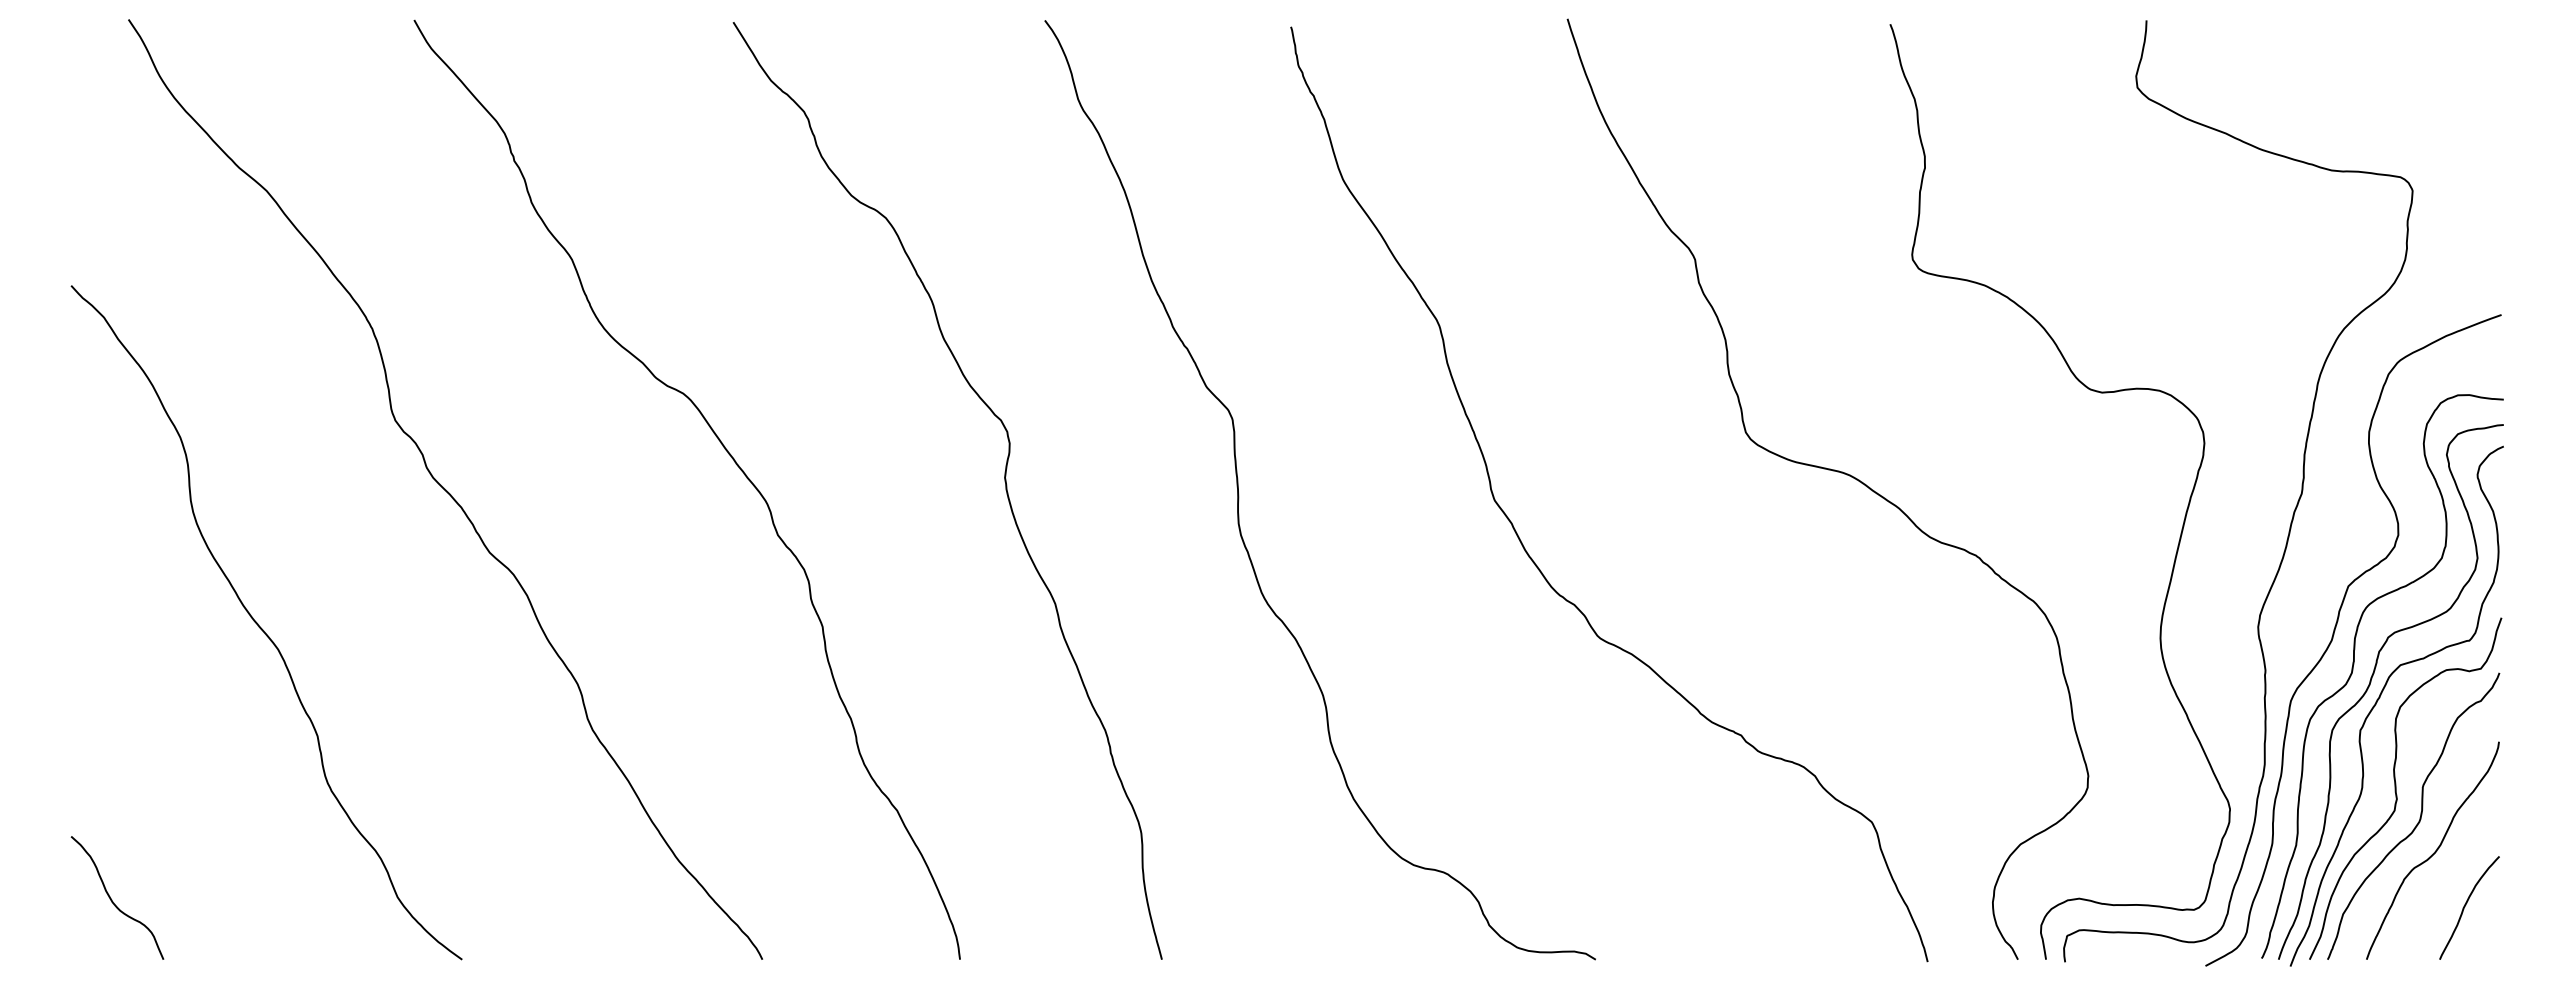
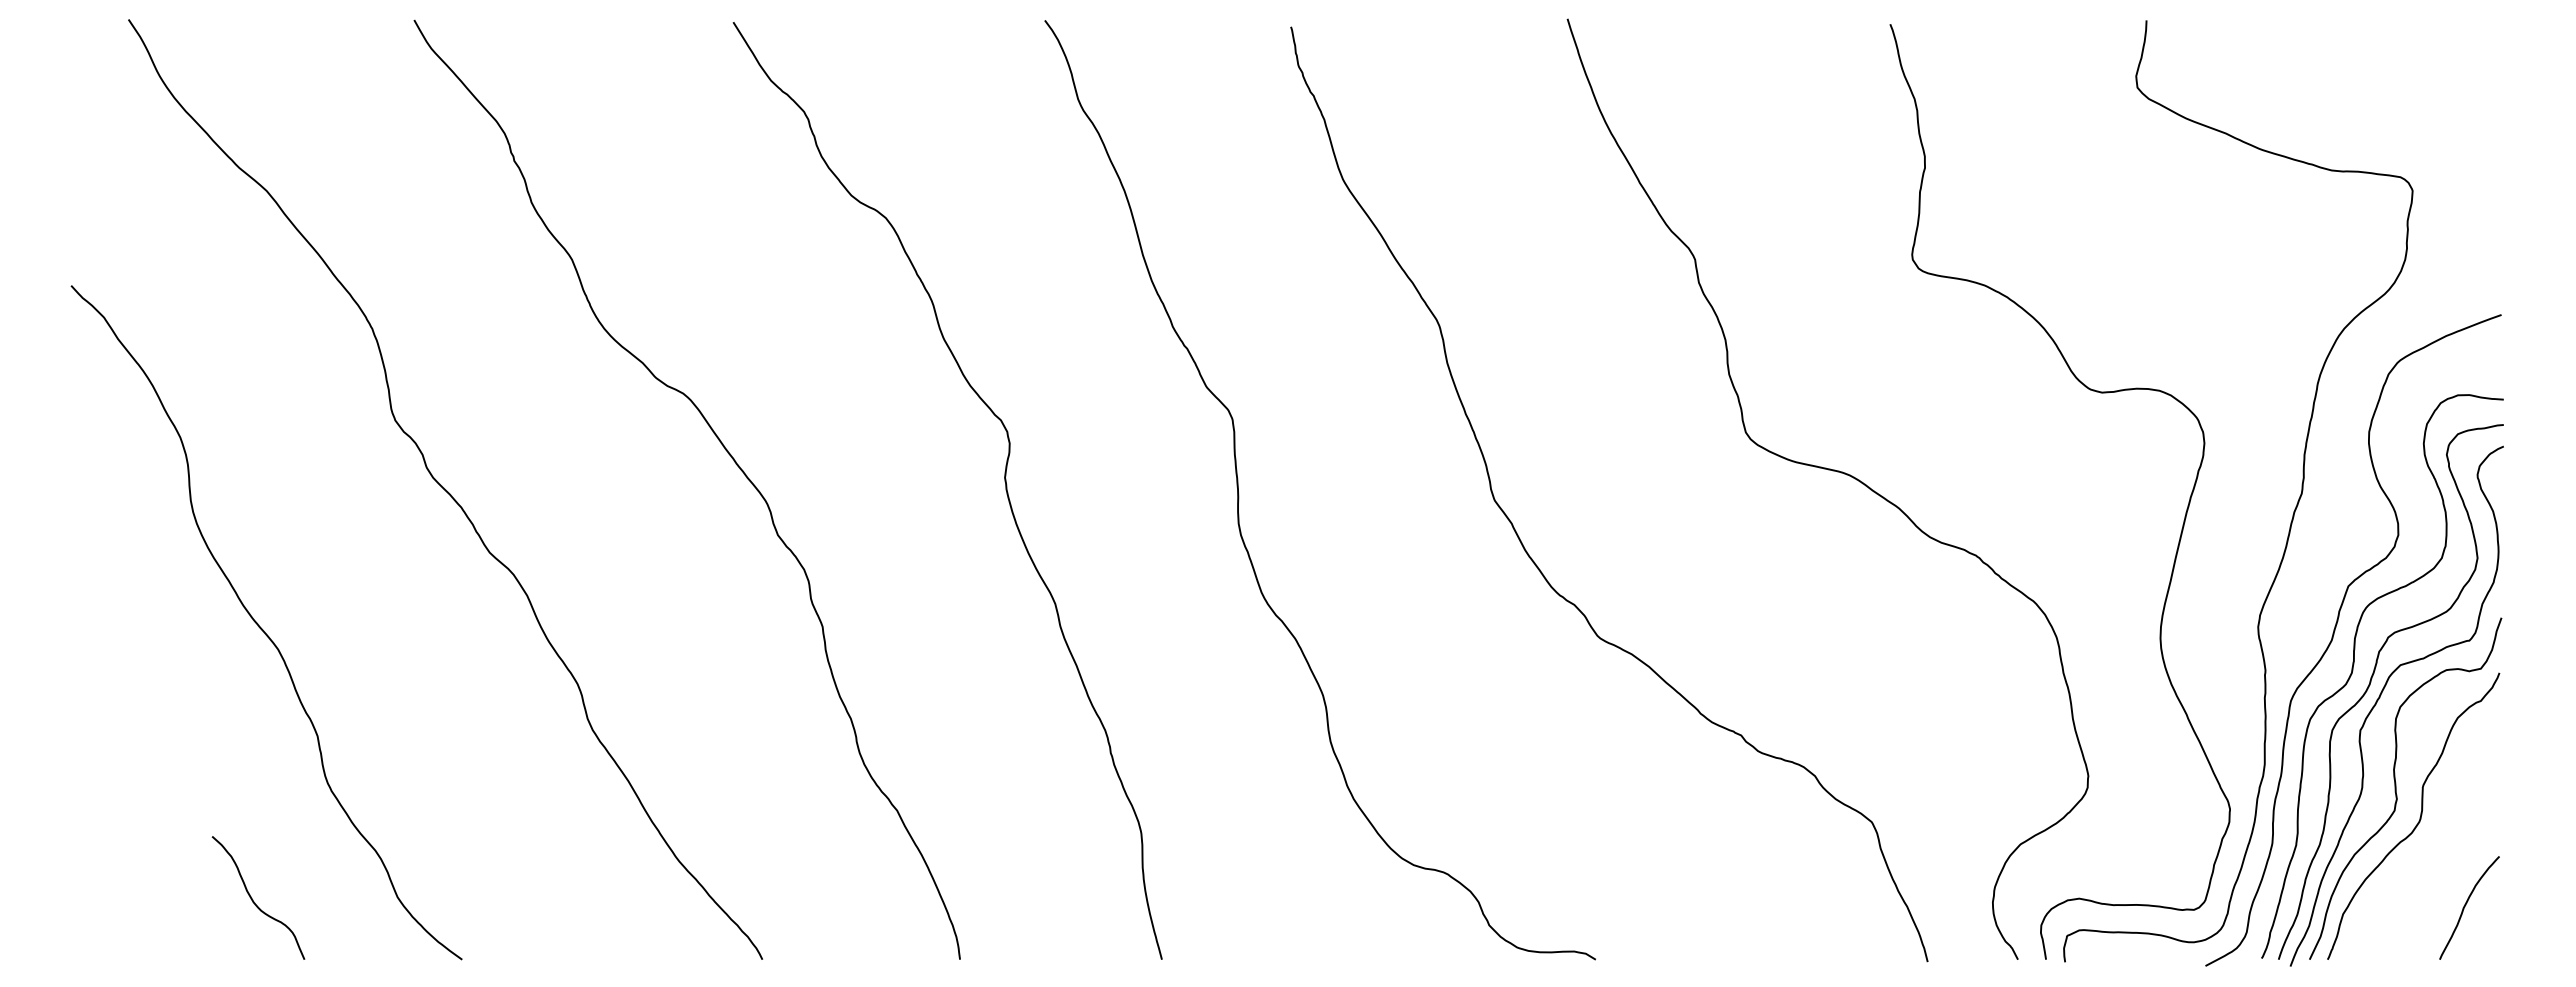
curve: present -> none (2434, 851)
curve position: (112, 899) -> (253, 899) (253, 899)
